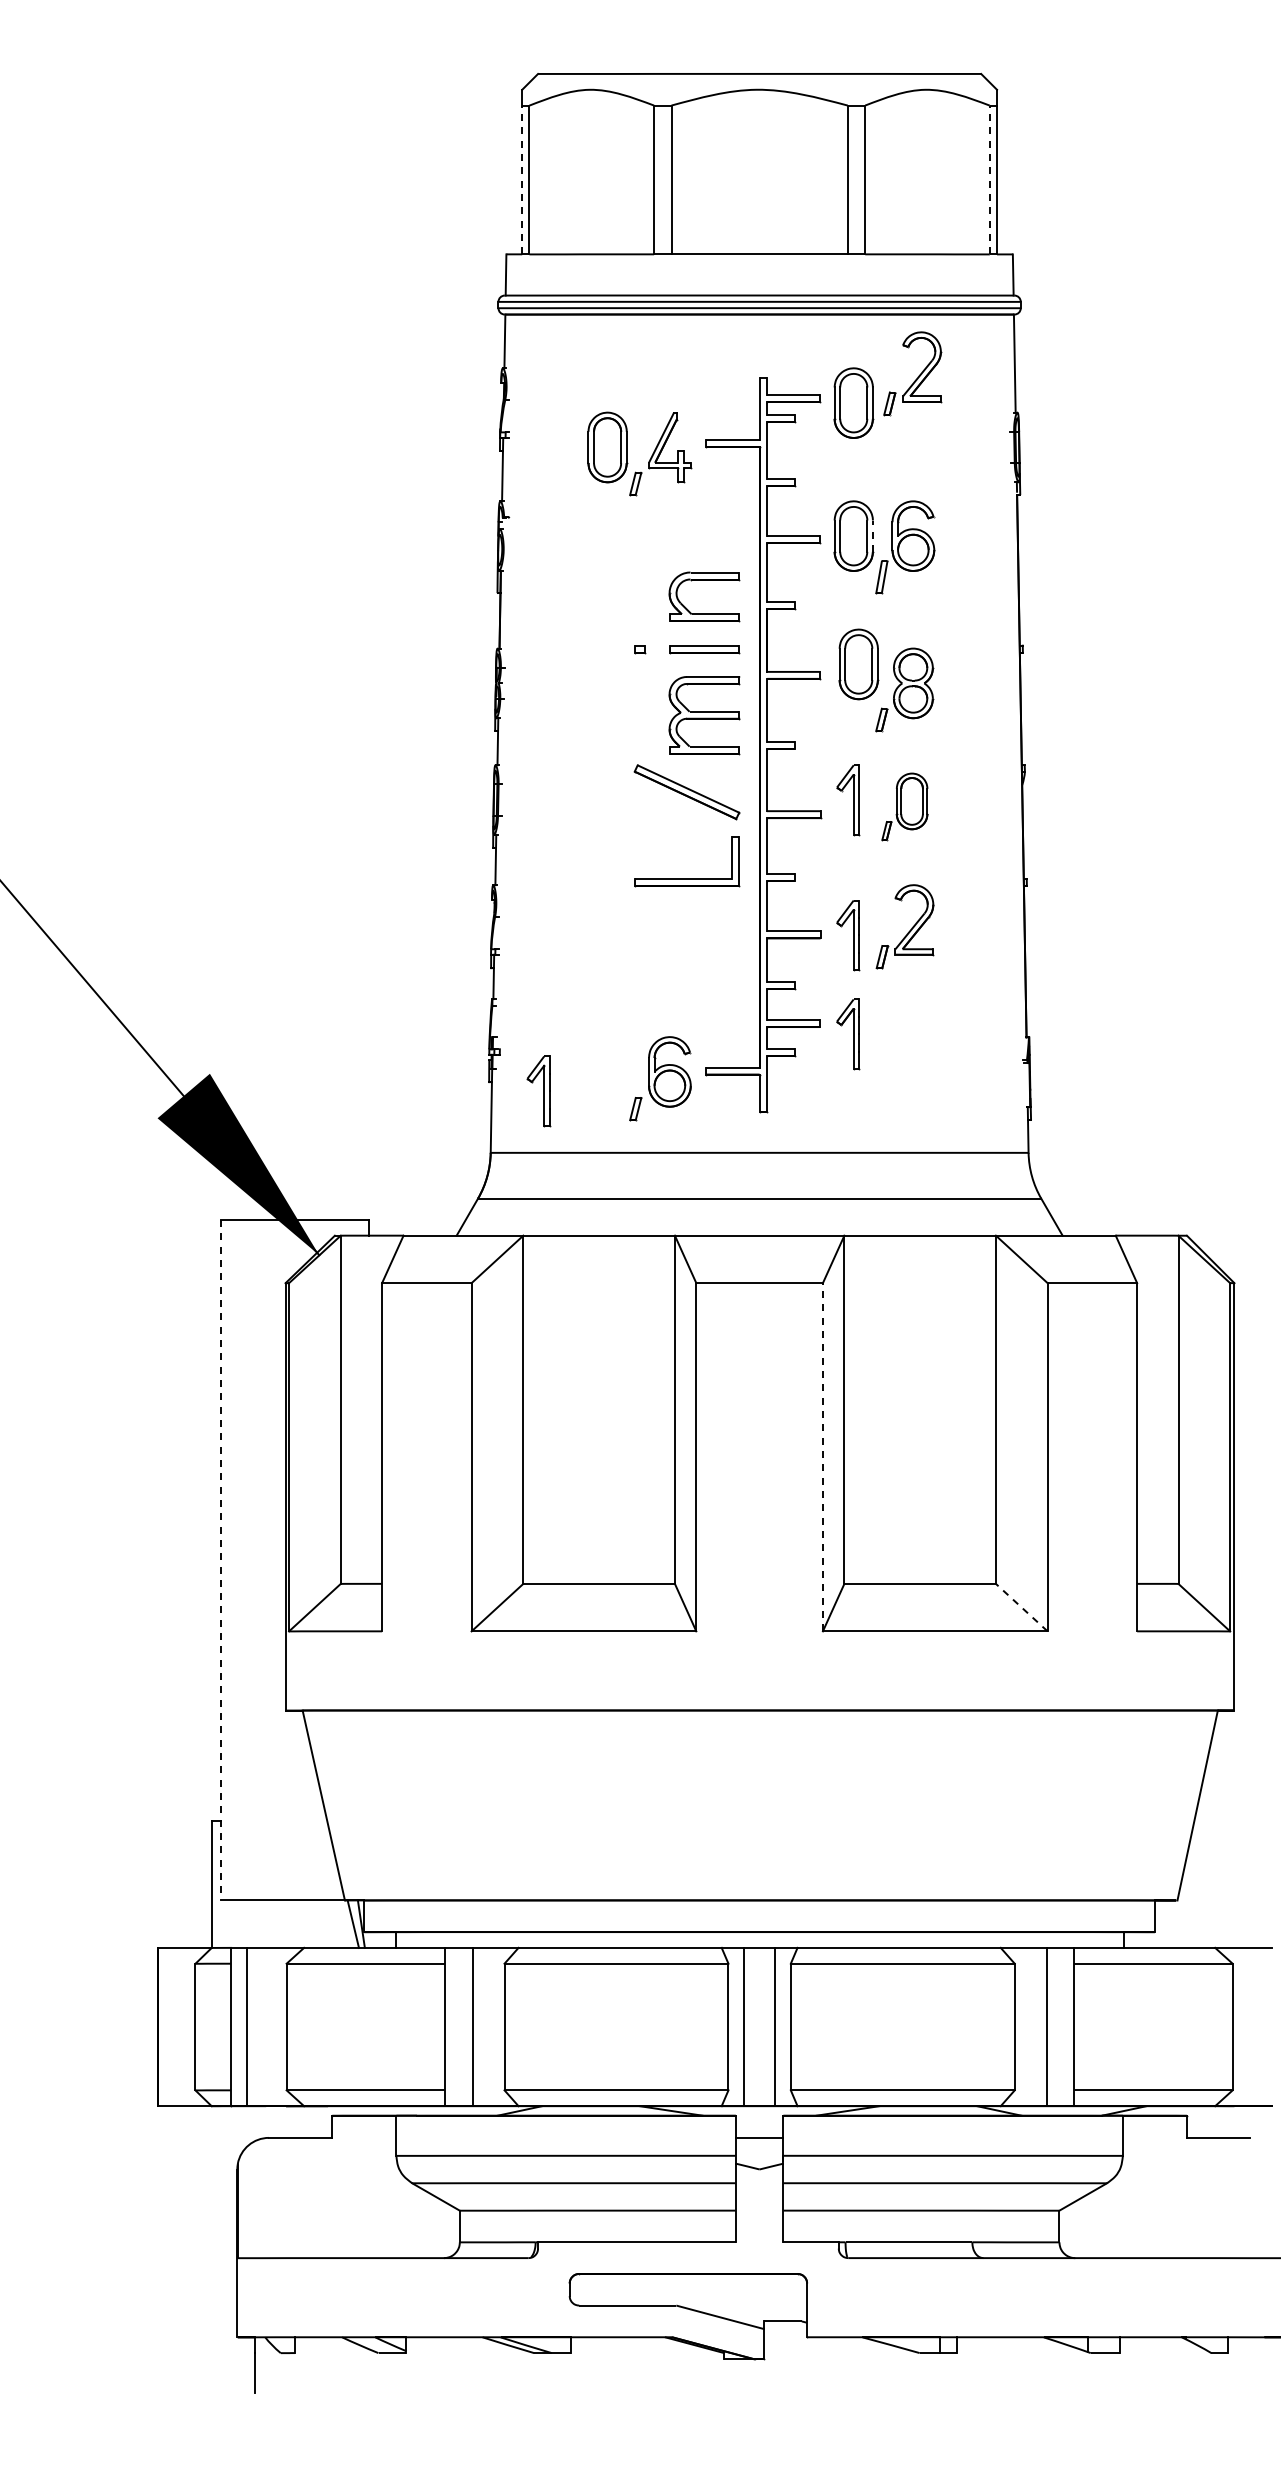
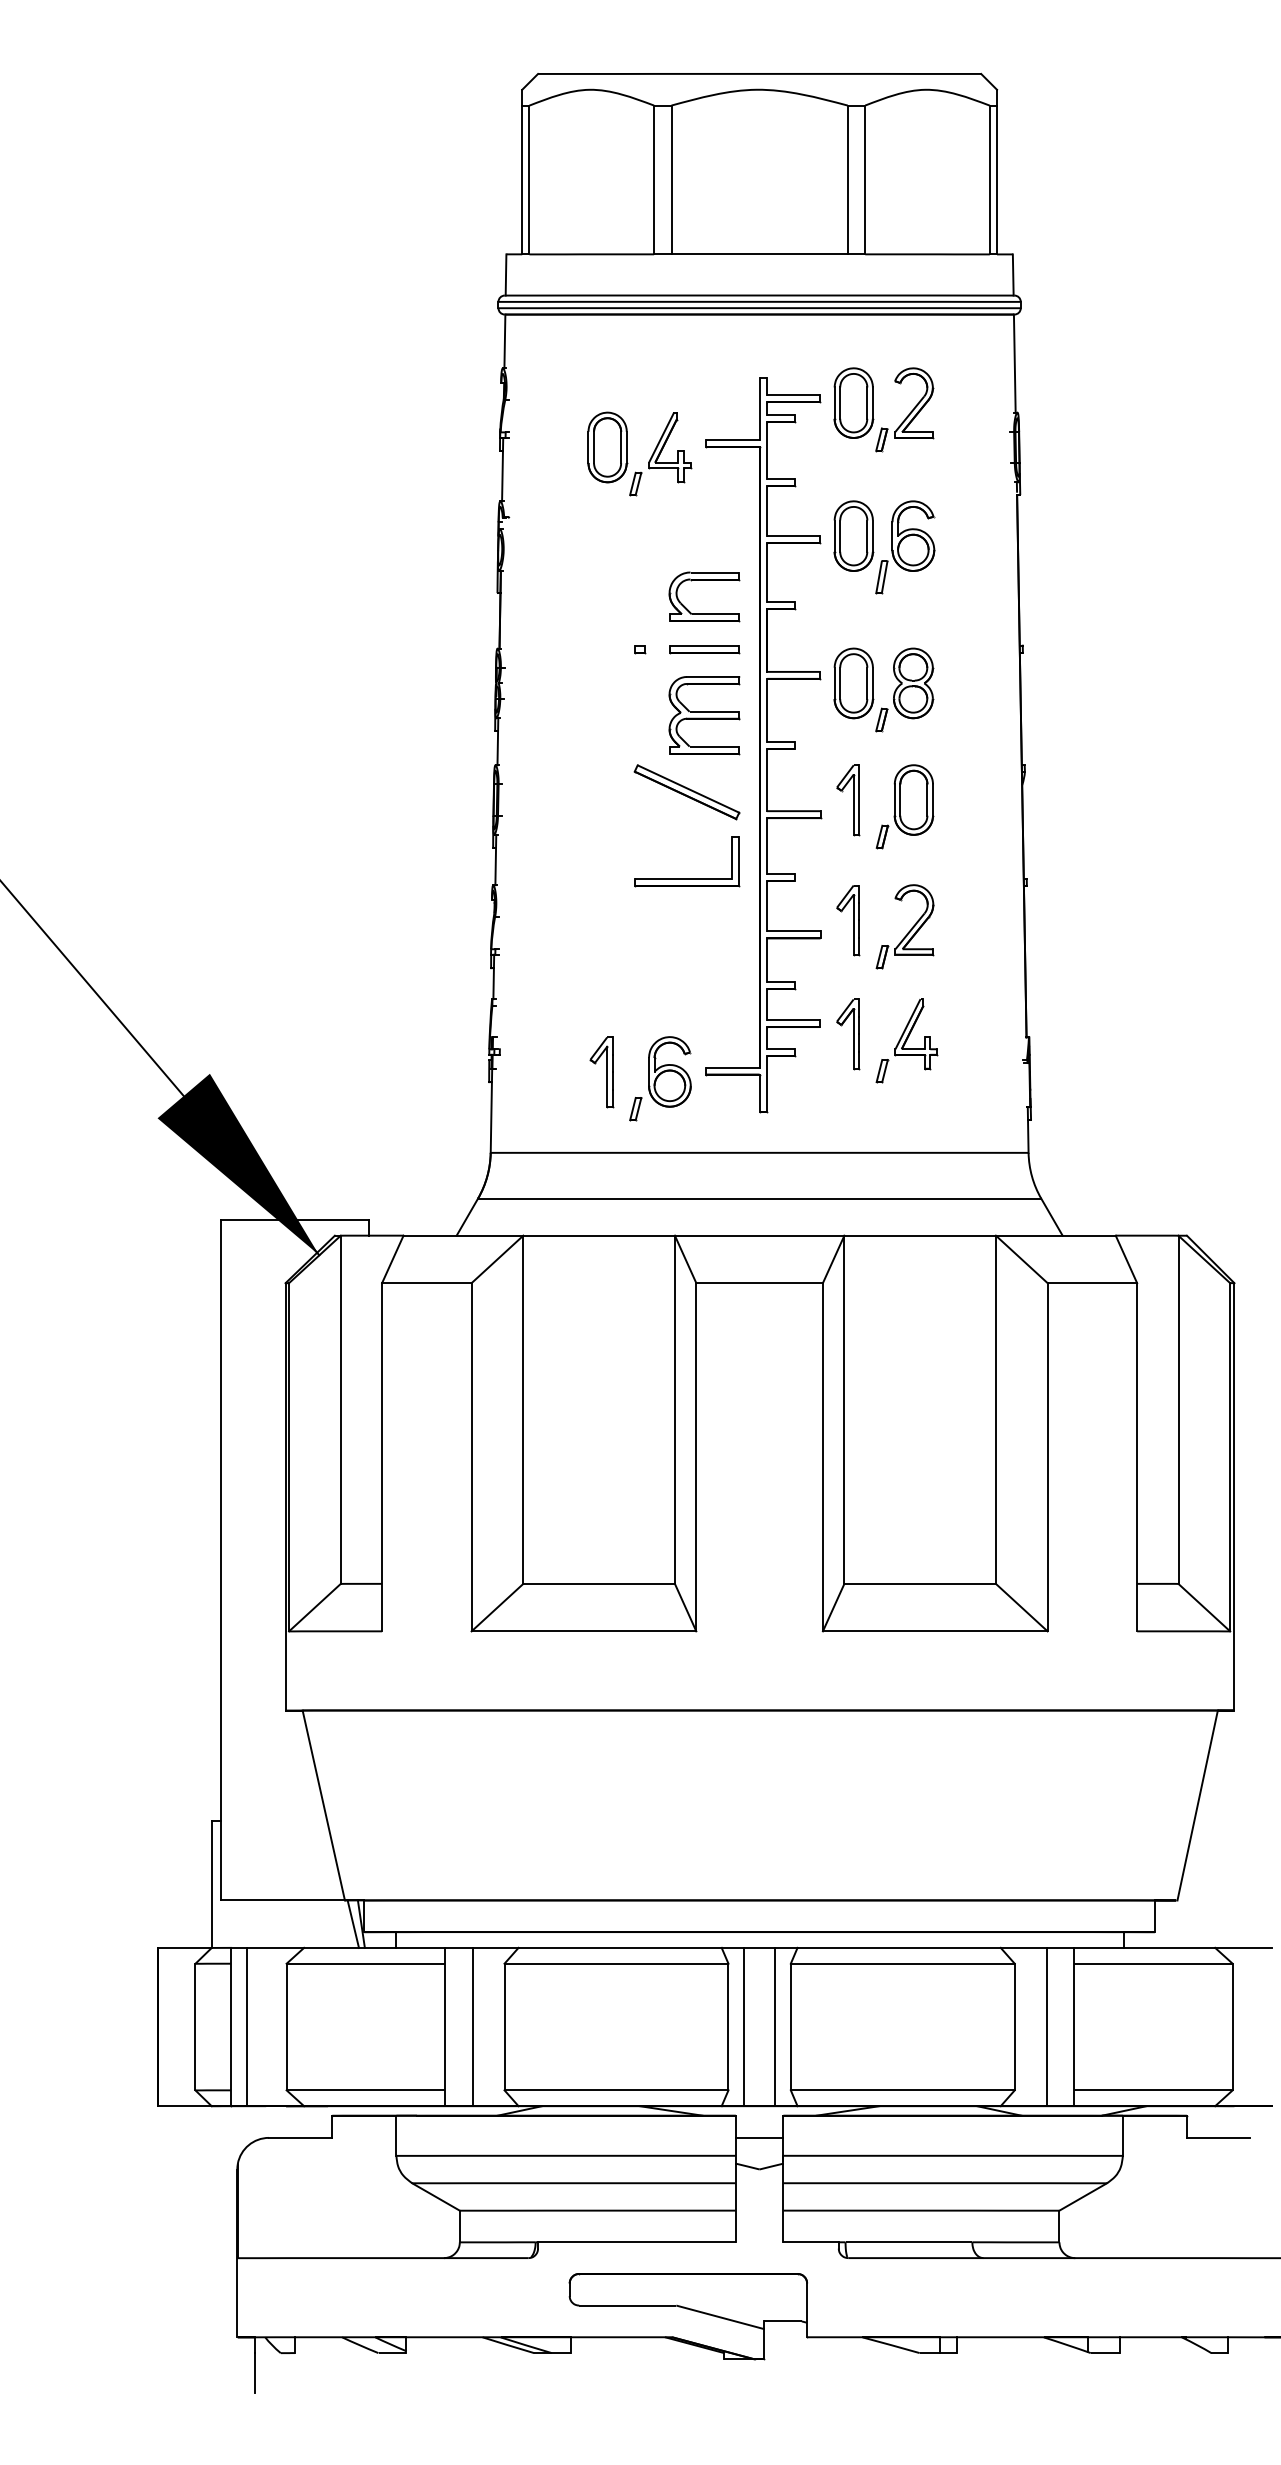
line: dashed -> solid (522, 179)
line: dashed -> solid (989, 179)
part position: (918, 375) -> (910, 411) (910, 411)
line: dashed -> solid (872, 536)
part position: (858, 664) -> (853, 683) (853, 683)
part size: 48x70 px -> 60x86 px (904, 806)
part position: (848, 935) -> (848, 920) (848, 920)
part: none -> present (906, 1040)
part position: (538, 1091) -> (601, 1072) (601, 1072)
line: dashed -> solid (822, 1456)
line: dashed -> solid (221, 1560)
line: dashed -> solid (1021, 1607)
